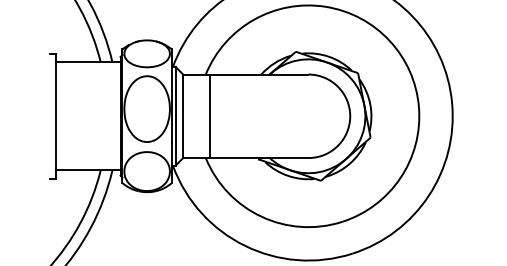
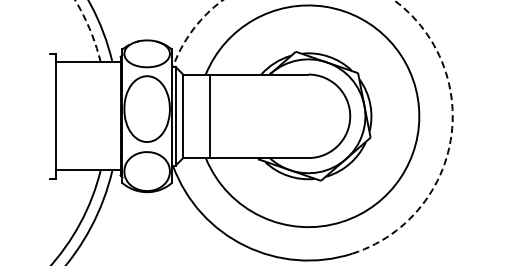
arc: solid -> dashed (89, 29)
arc: solid -> dashed (451, 97)
